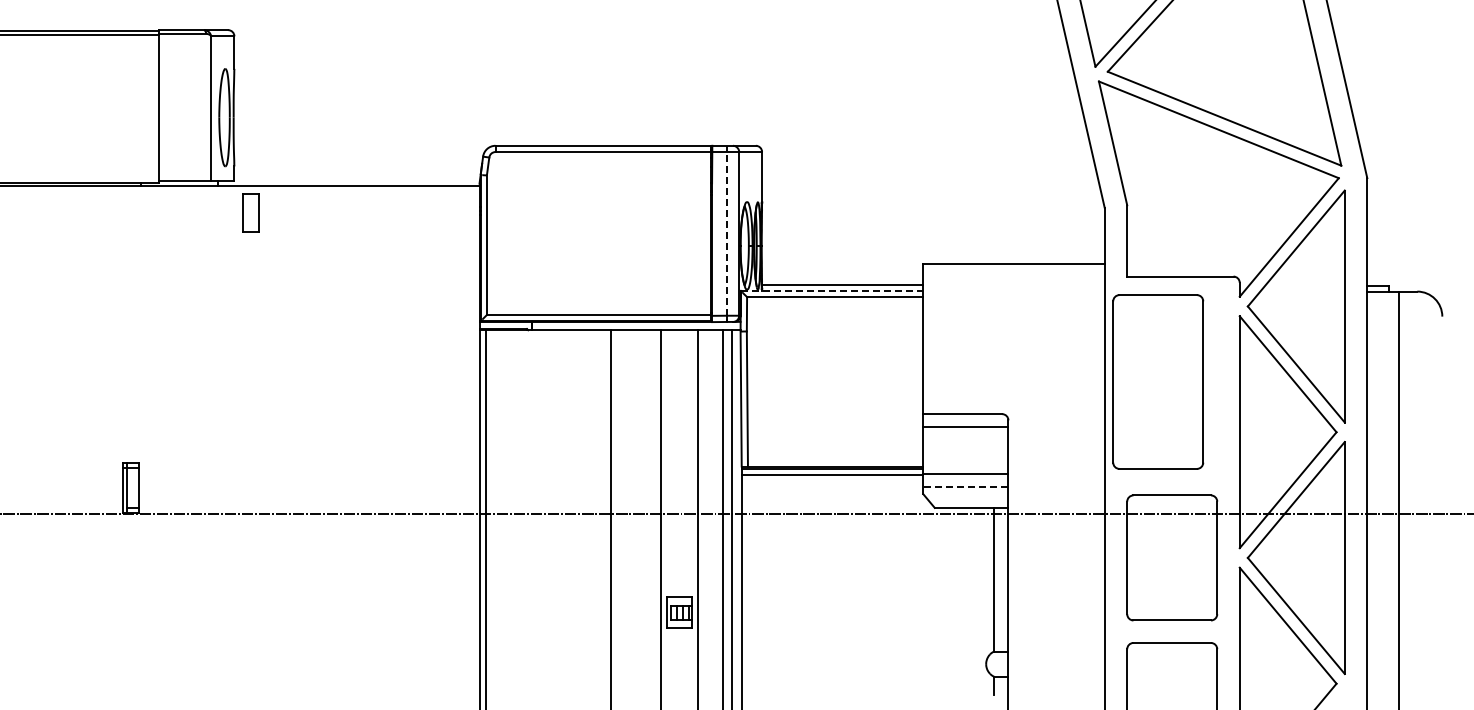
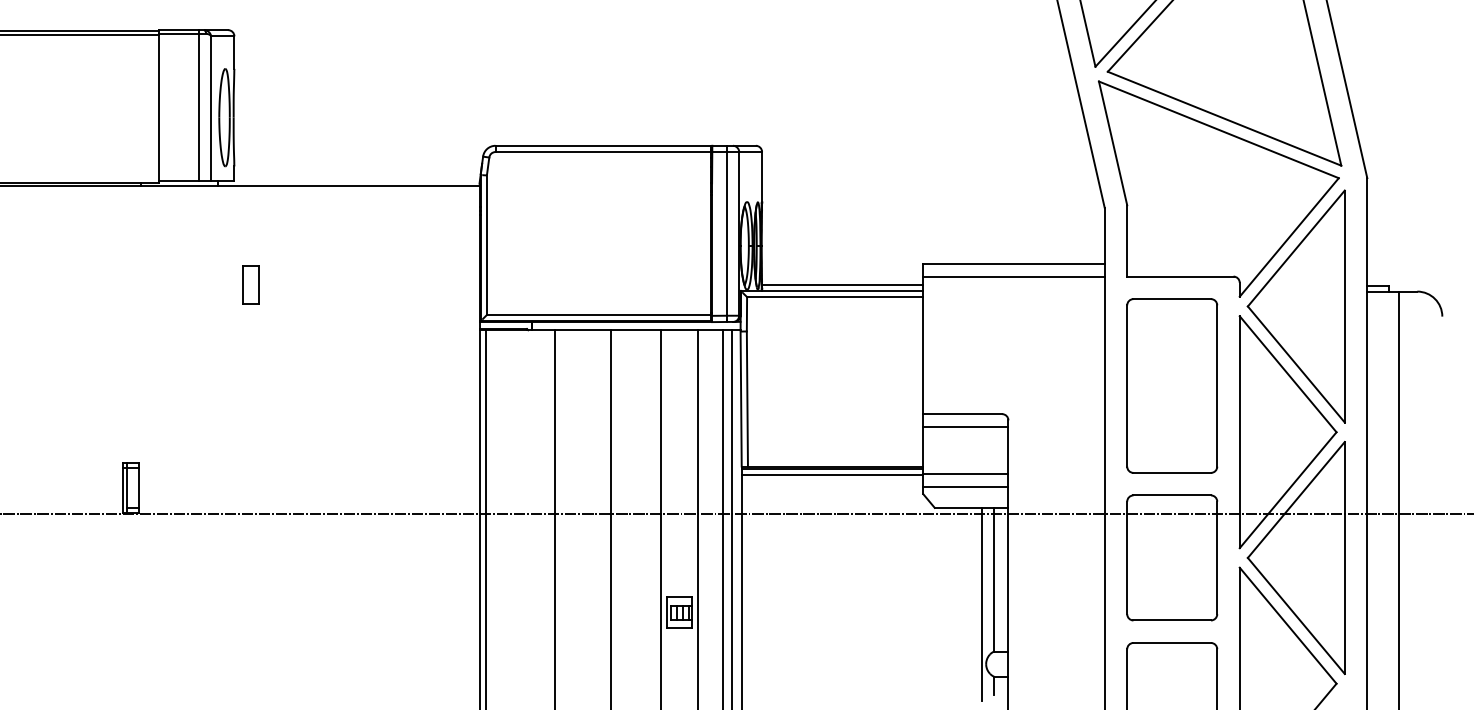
line: none -> present (198, 105)
part position: (250, 212) -> (250, 284) (250, 284)
line: dashed -> solid (726, 230)
line: none -> present (1013, 276)
line: dashed -> solid (832, 290)
part position: (1158, 381) -> (1172, 385) (1172, 385)
line: dashed -> solid (965, 486)
line: none -> present (554, 518)
line: none -> present (981, 603)
